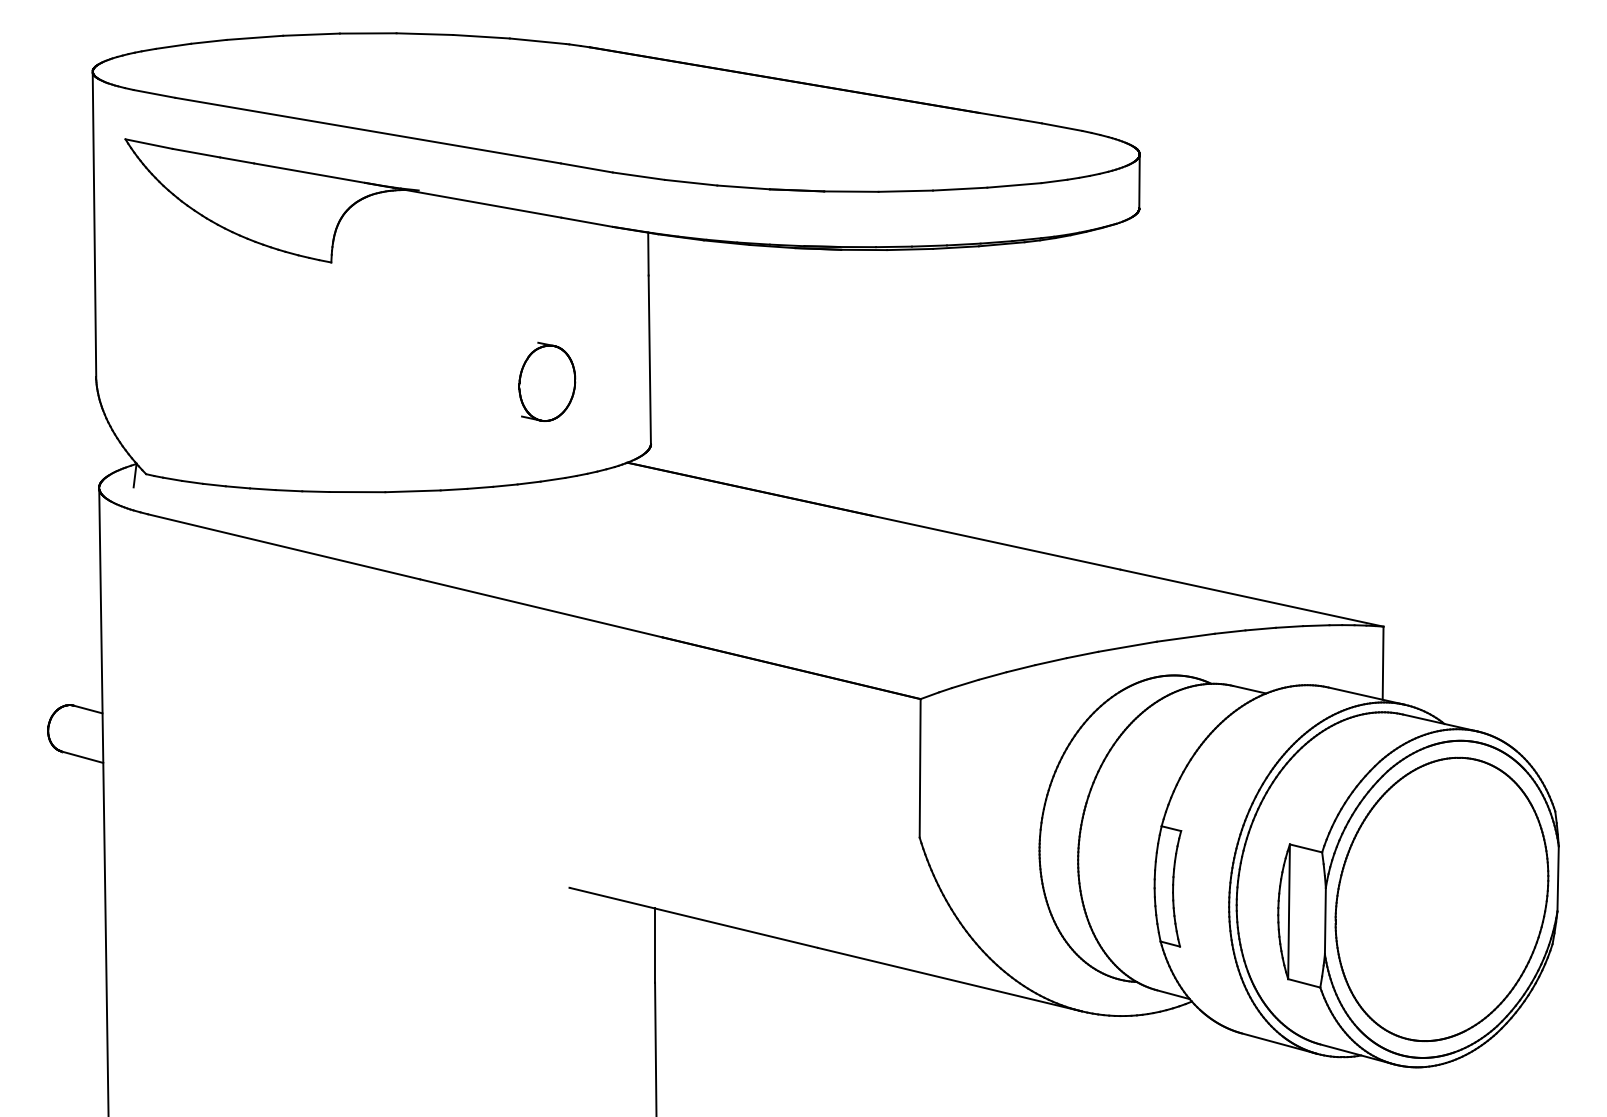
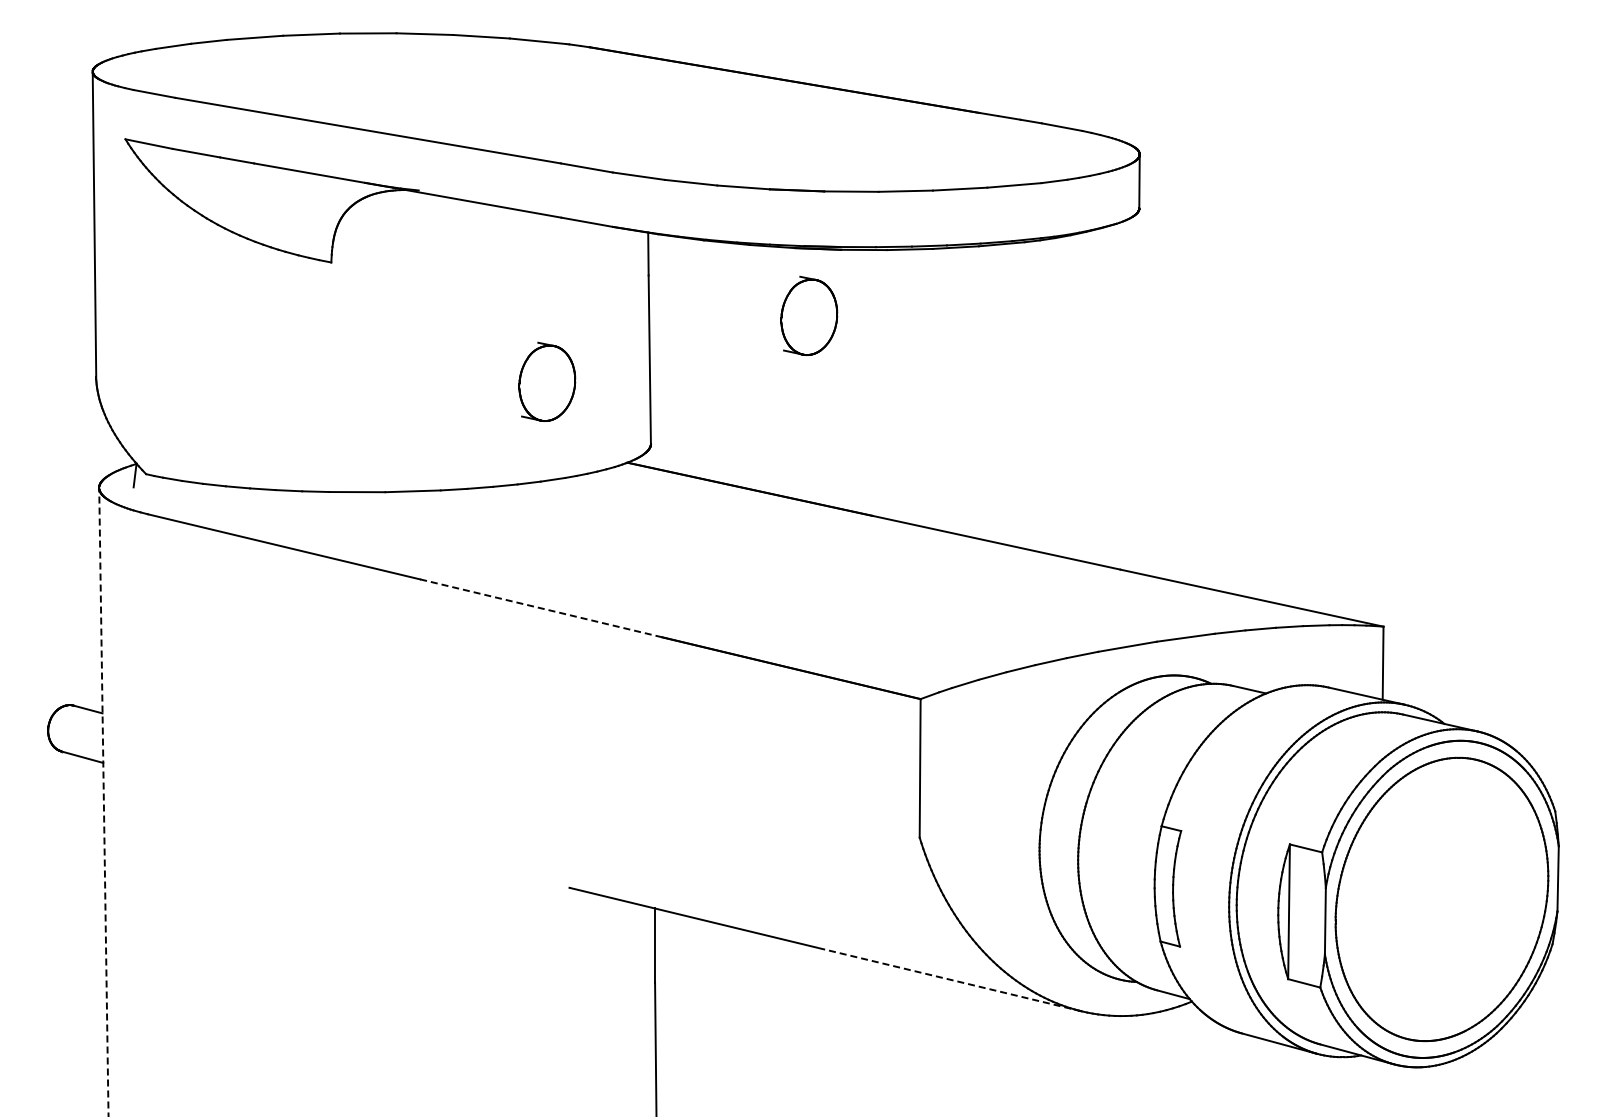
part: none -> present (809, 315)
line: solid -> dashed (541, 608)
line: solid -> dashed (103, 801)
line: solid -> dashed (949, 979)
